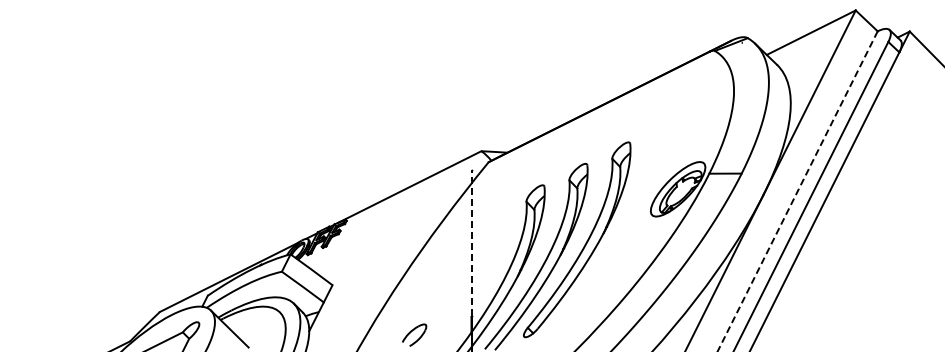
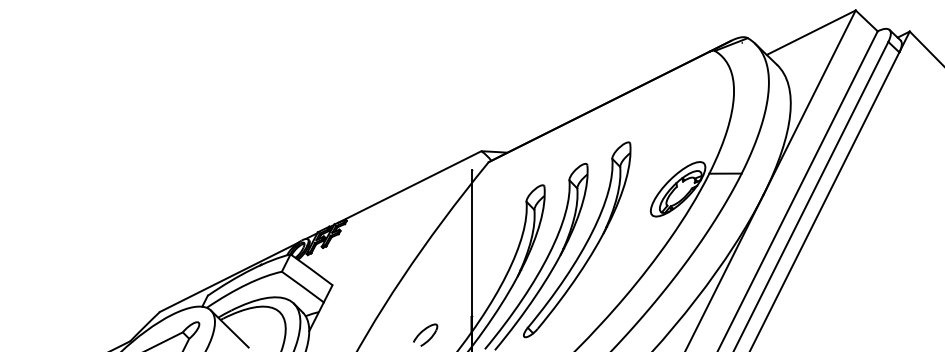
line: dashed -> solid (797, 192)
line: dashed -> solid (471, 242)
part position: (414, 334) -> (425, 334) (425, 334)
